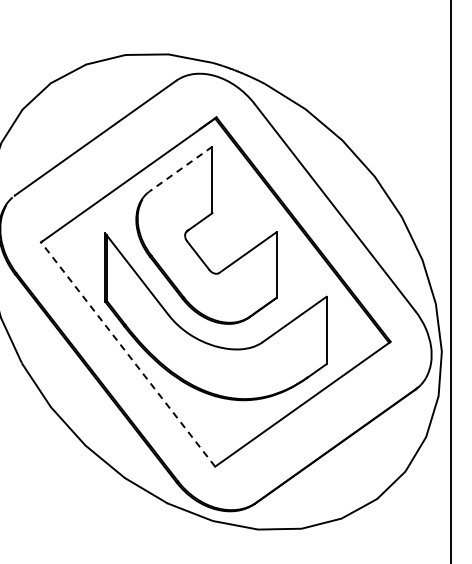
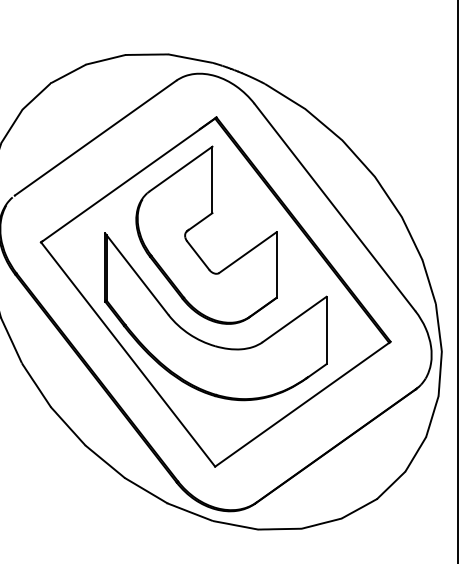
line: dashed -> solid (180, 169)
line position: (450, 281) -> (457, 281) (457, 281)
line: dashed -> solid (128, 354)
